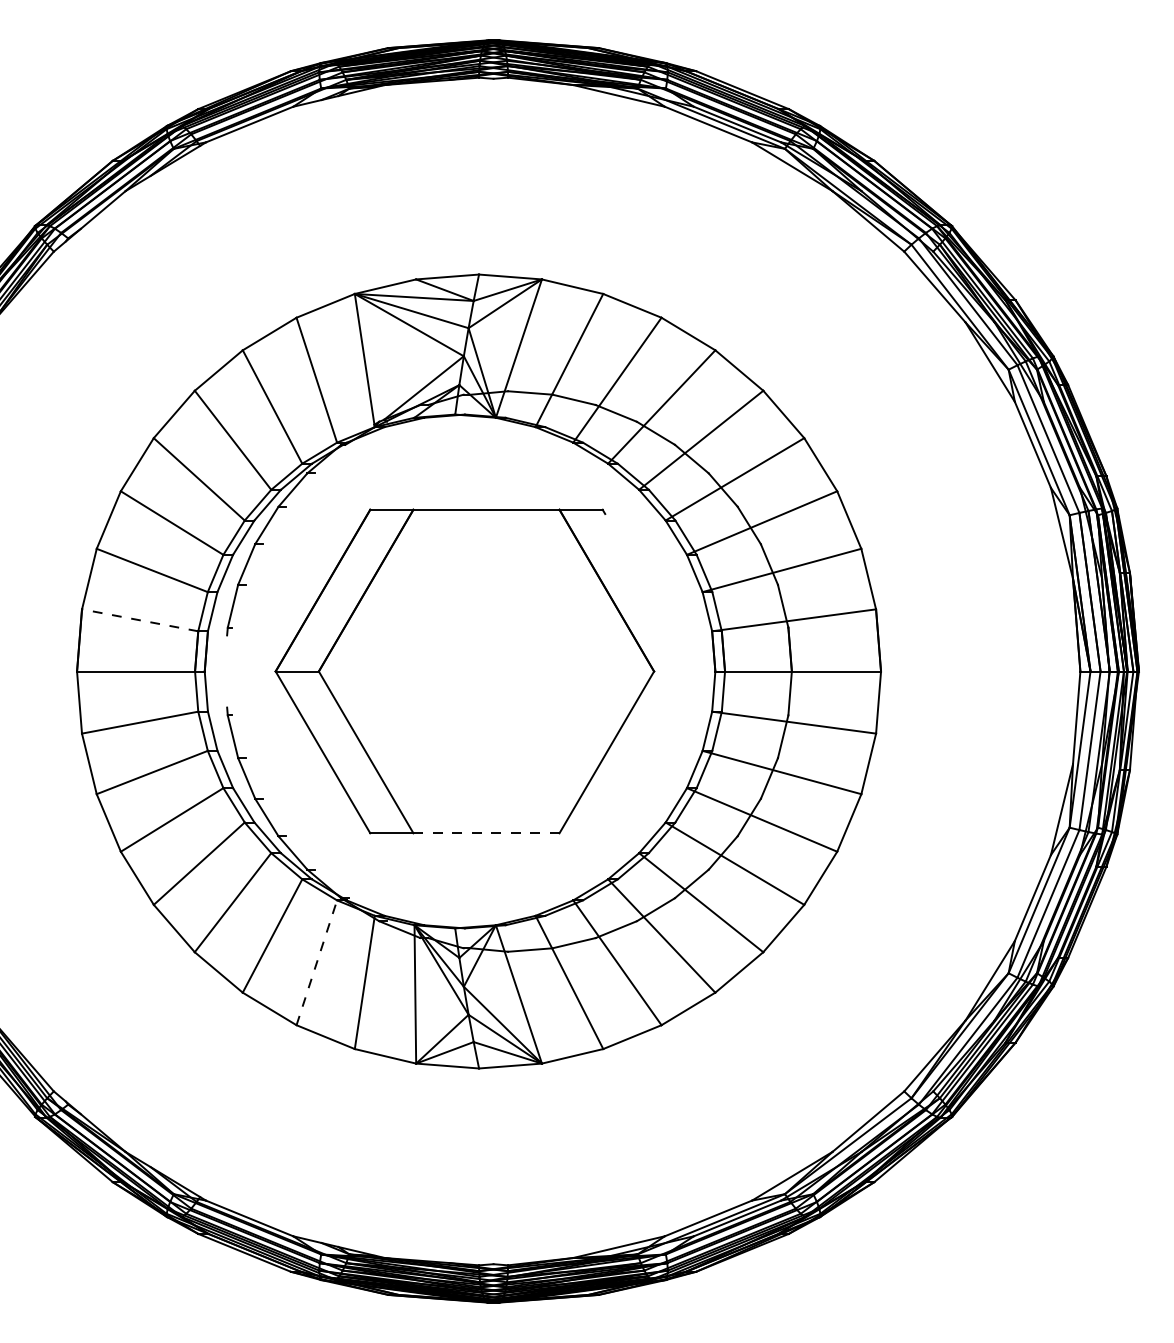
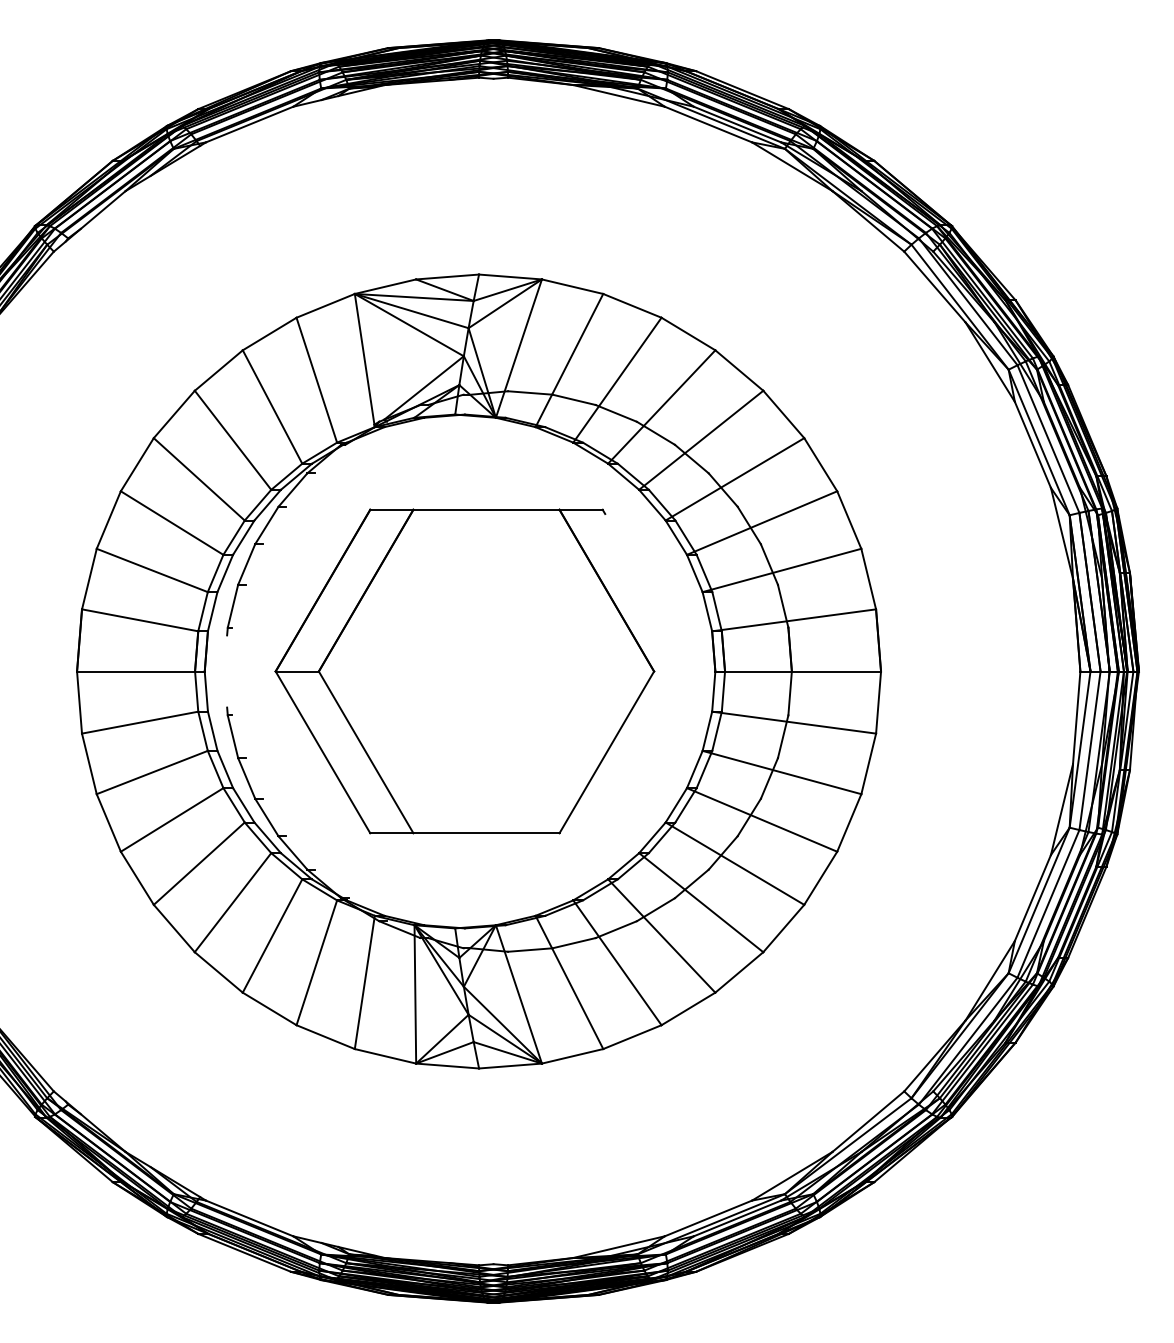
line: dashed -> solid (139, 620)
line: dashed -> solid (485, 833)
line: dashed -> solid (316, 962)
